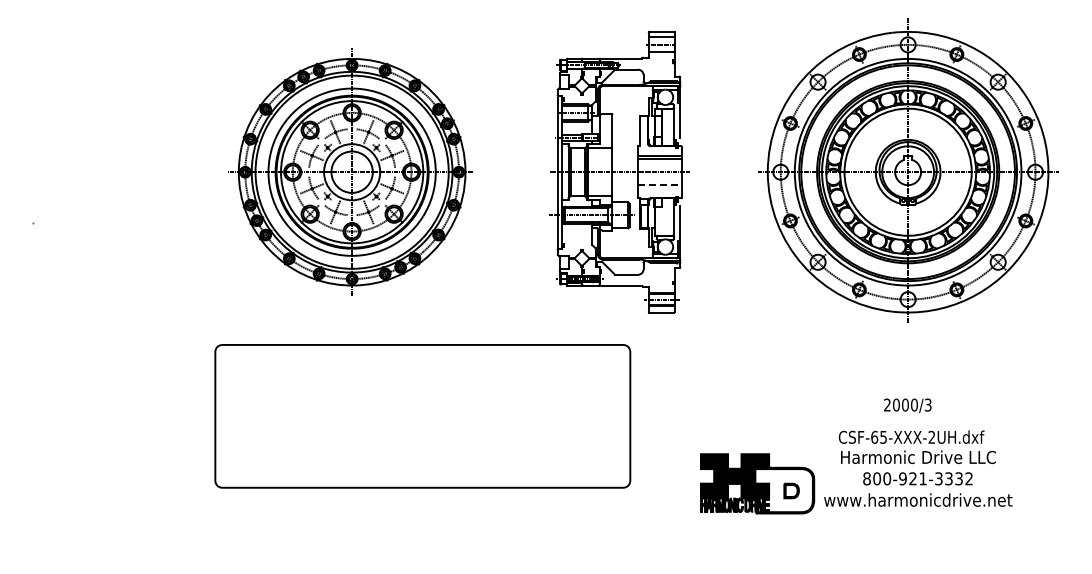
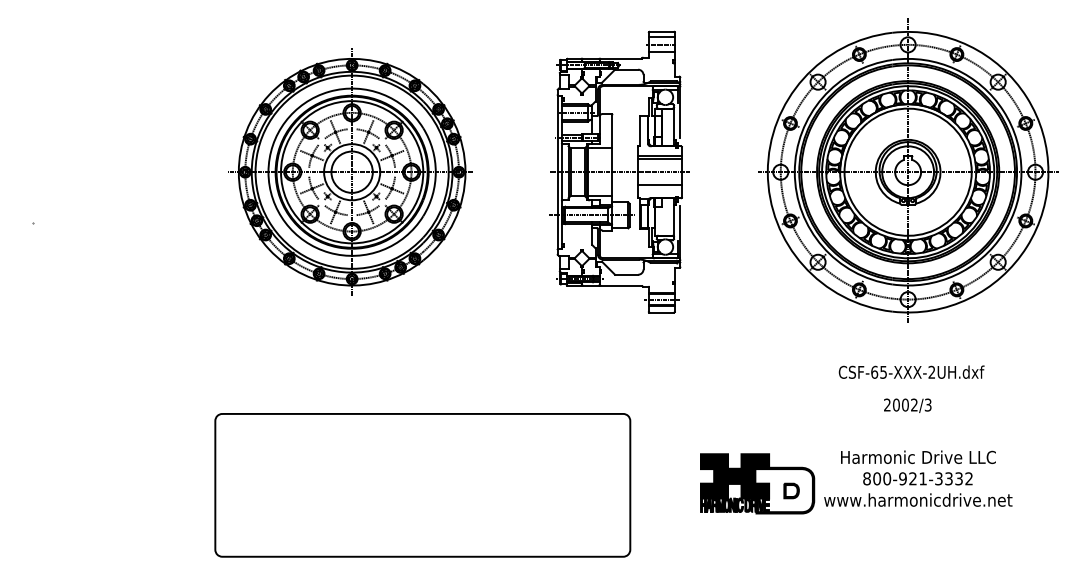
line: dashed -> solid (660, 185)
text: 2000/3 -> 2002/3 (914, 404)
part position: (422, 416) -> (422, 485) (422, 485)
text position: (911, 436) -> (911, 371) (911, 371)
